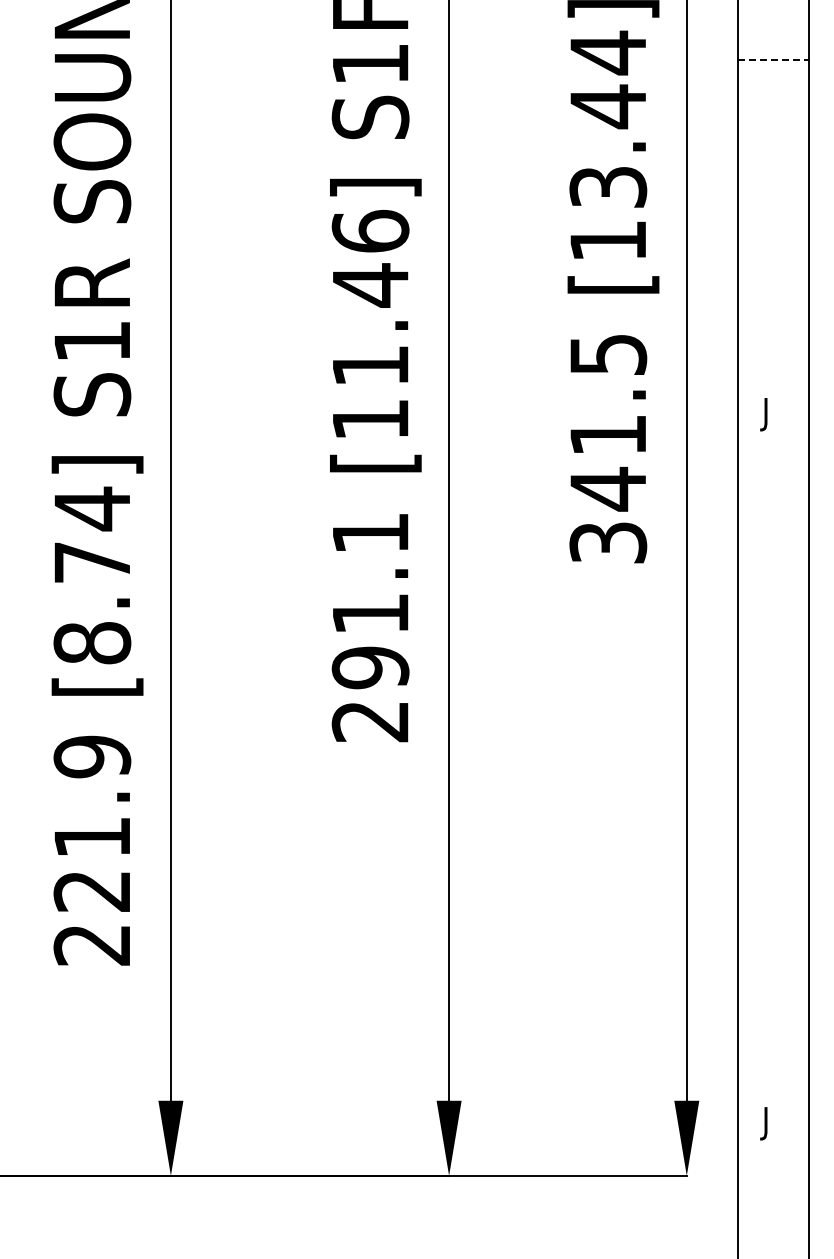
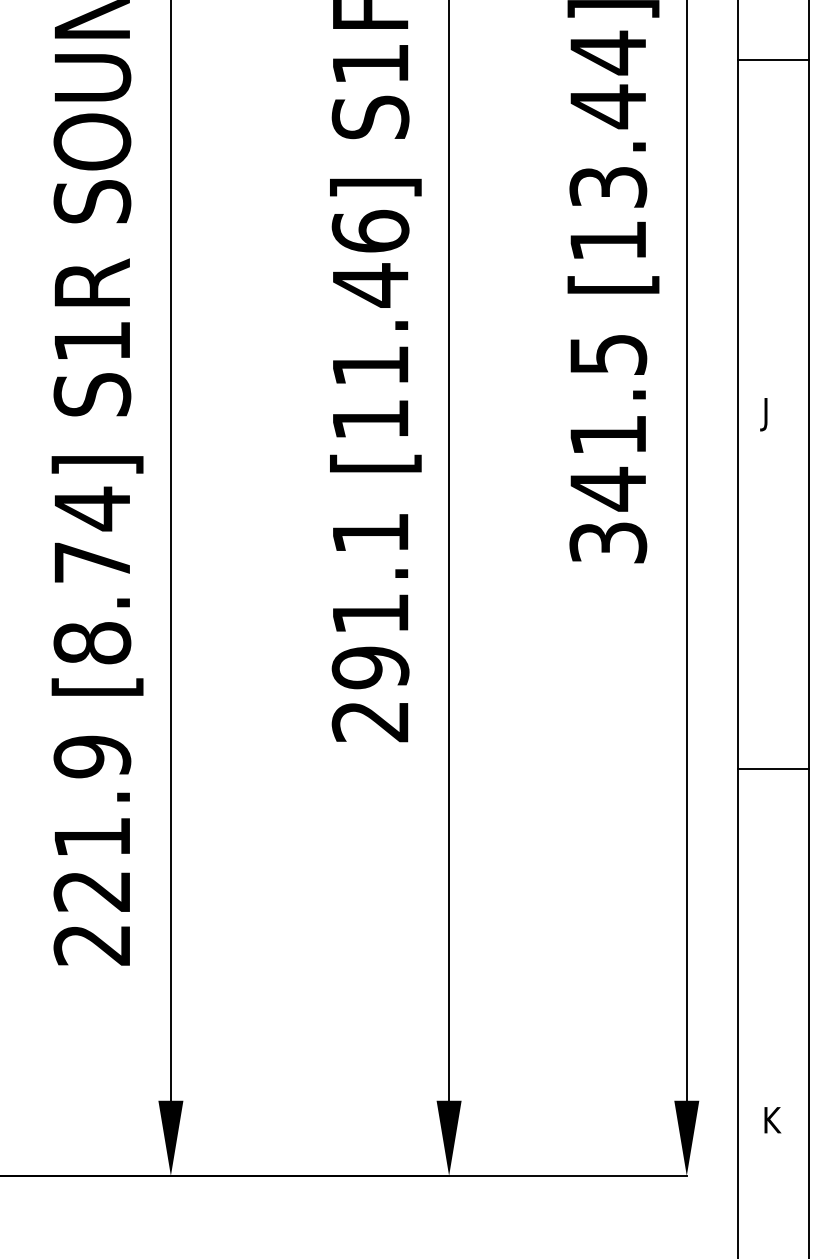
line: dashed -> solid (773, 59)
line: none -> present (772, 768)
text: J -> K (770, 1123)
